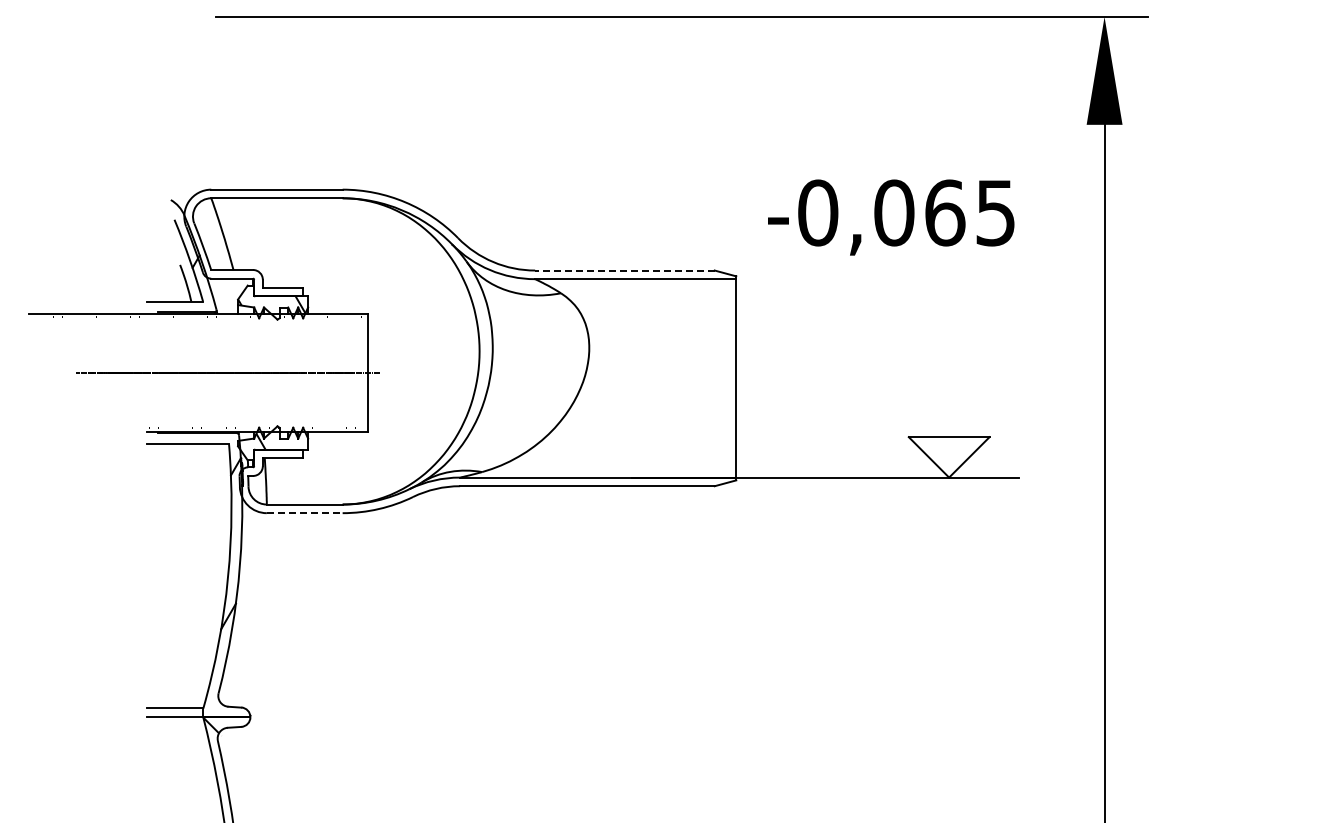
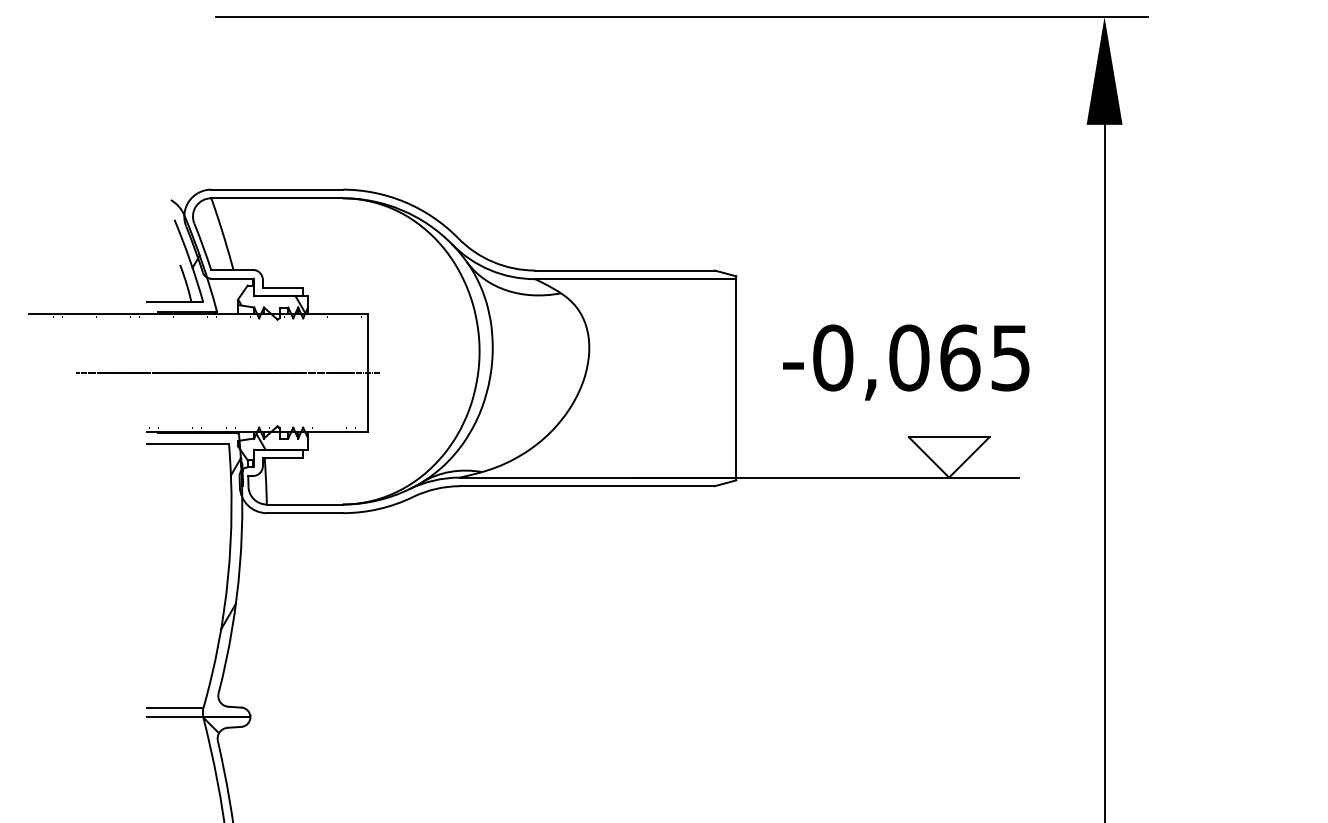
text position: (891, 217) -> (906, 362) (906, 362)
line: dashed -> solid (624, 270)
line: dashed -> solid (304, 513)
